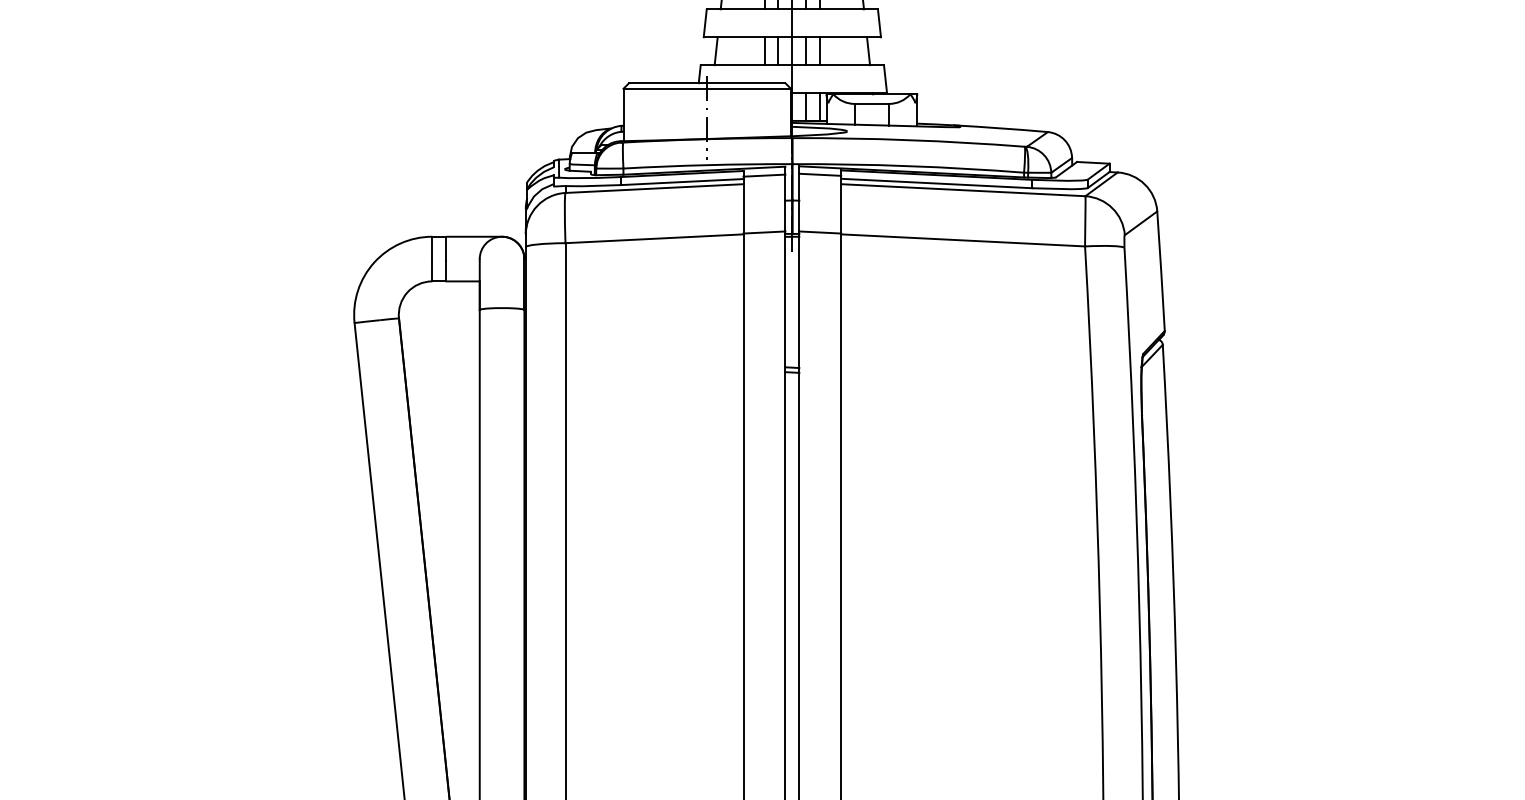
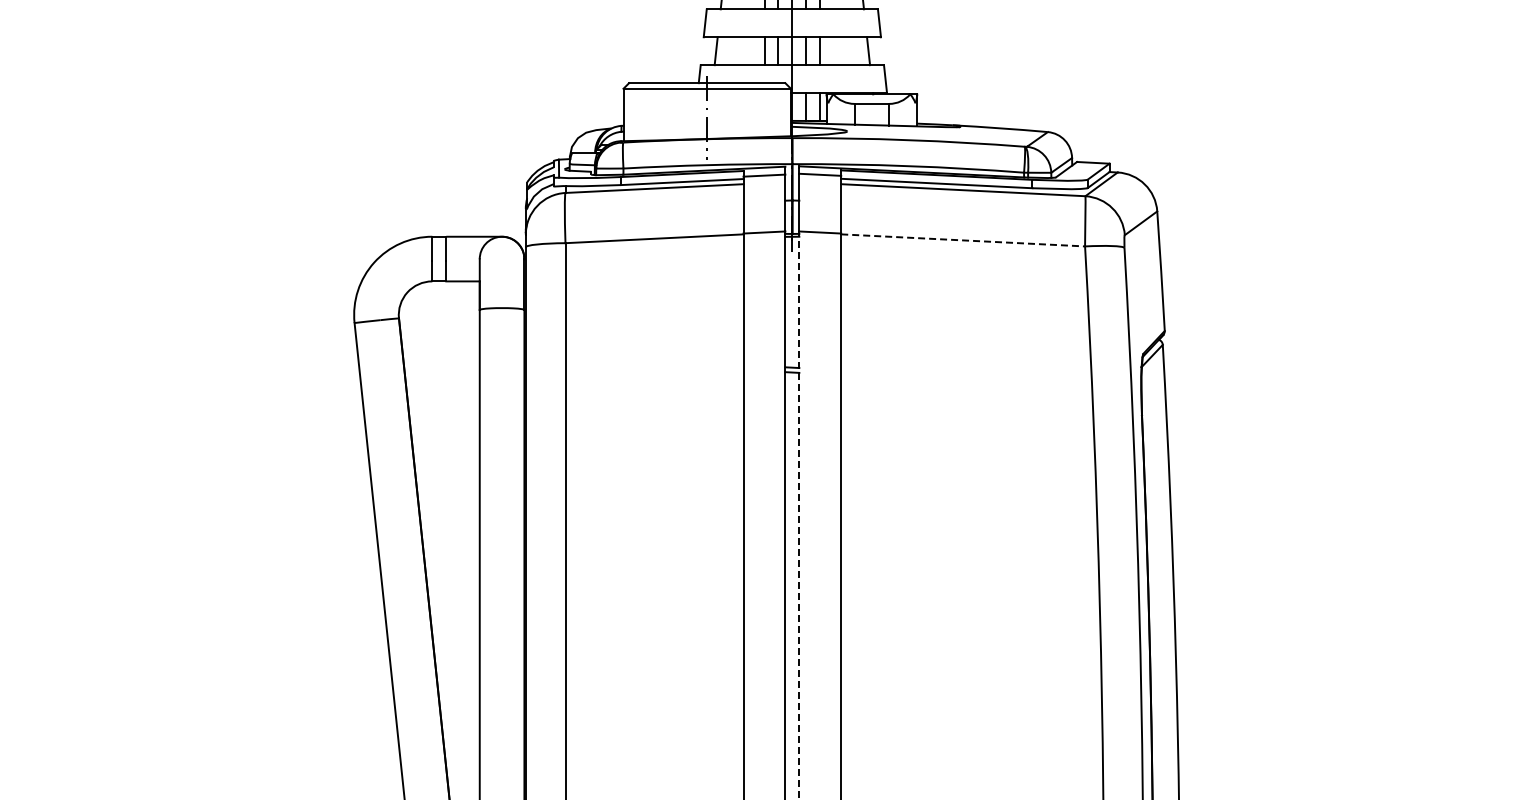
line: solid -> dashed (963, 240)
line: solid -> dashed (799, 515)
